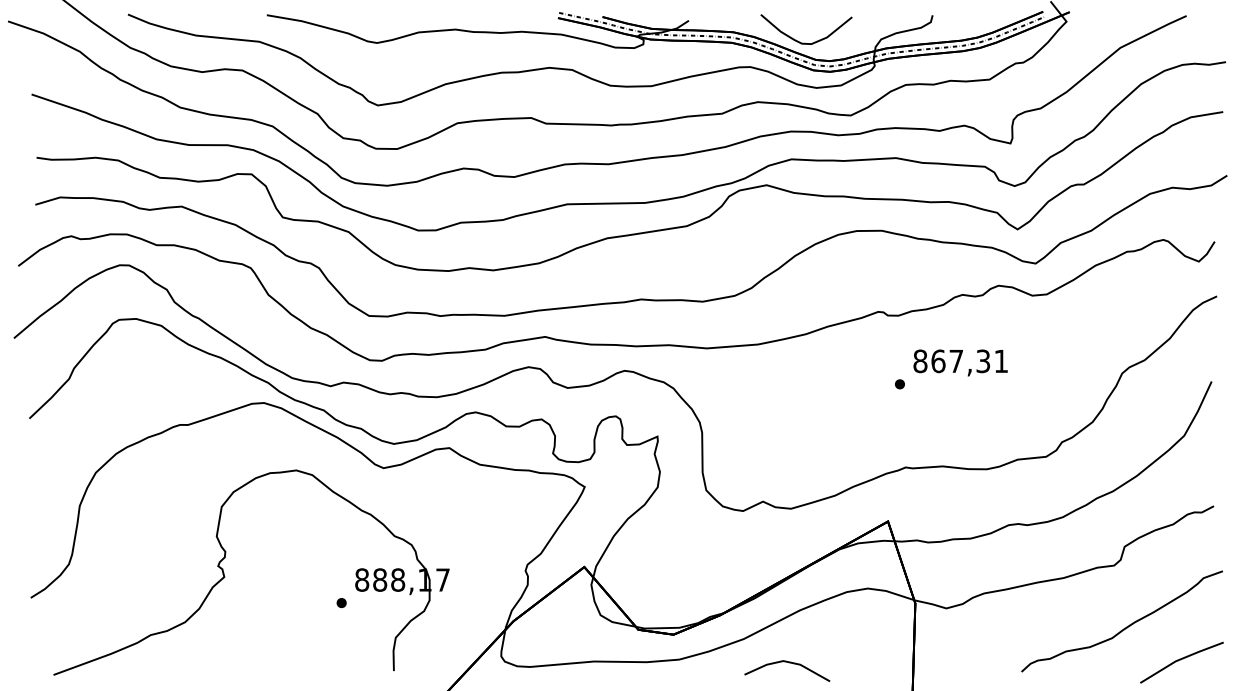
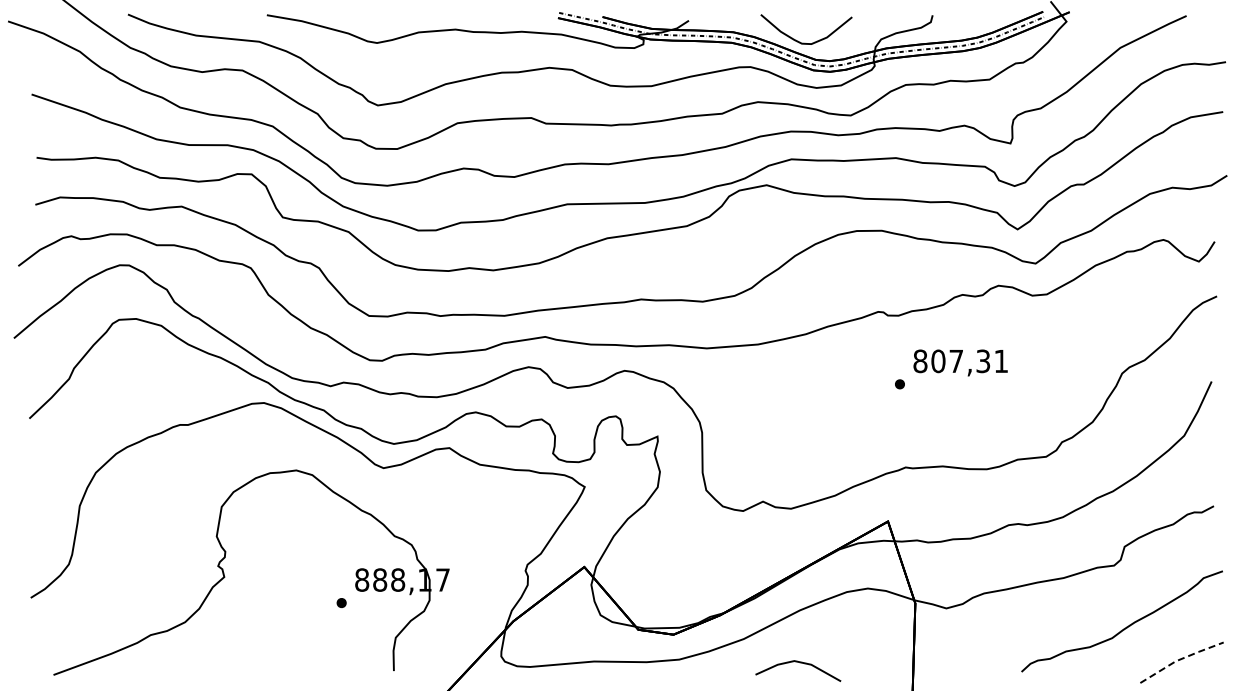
text: 867,31 -> 807,31 (938, 360)
line: solid -> dashed (1181, 659)
line position: (788, 663) -> (799, 663) (799, 663)
